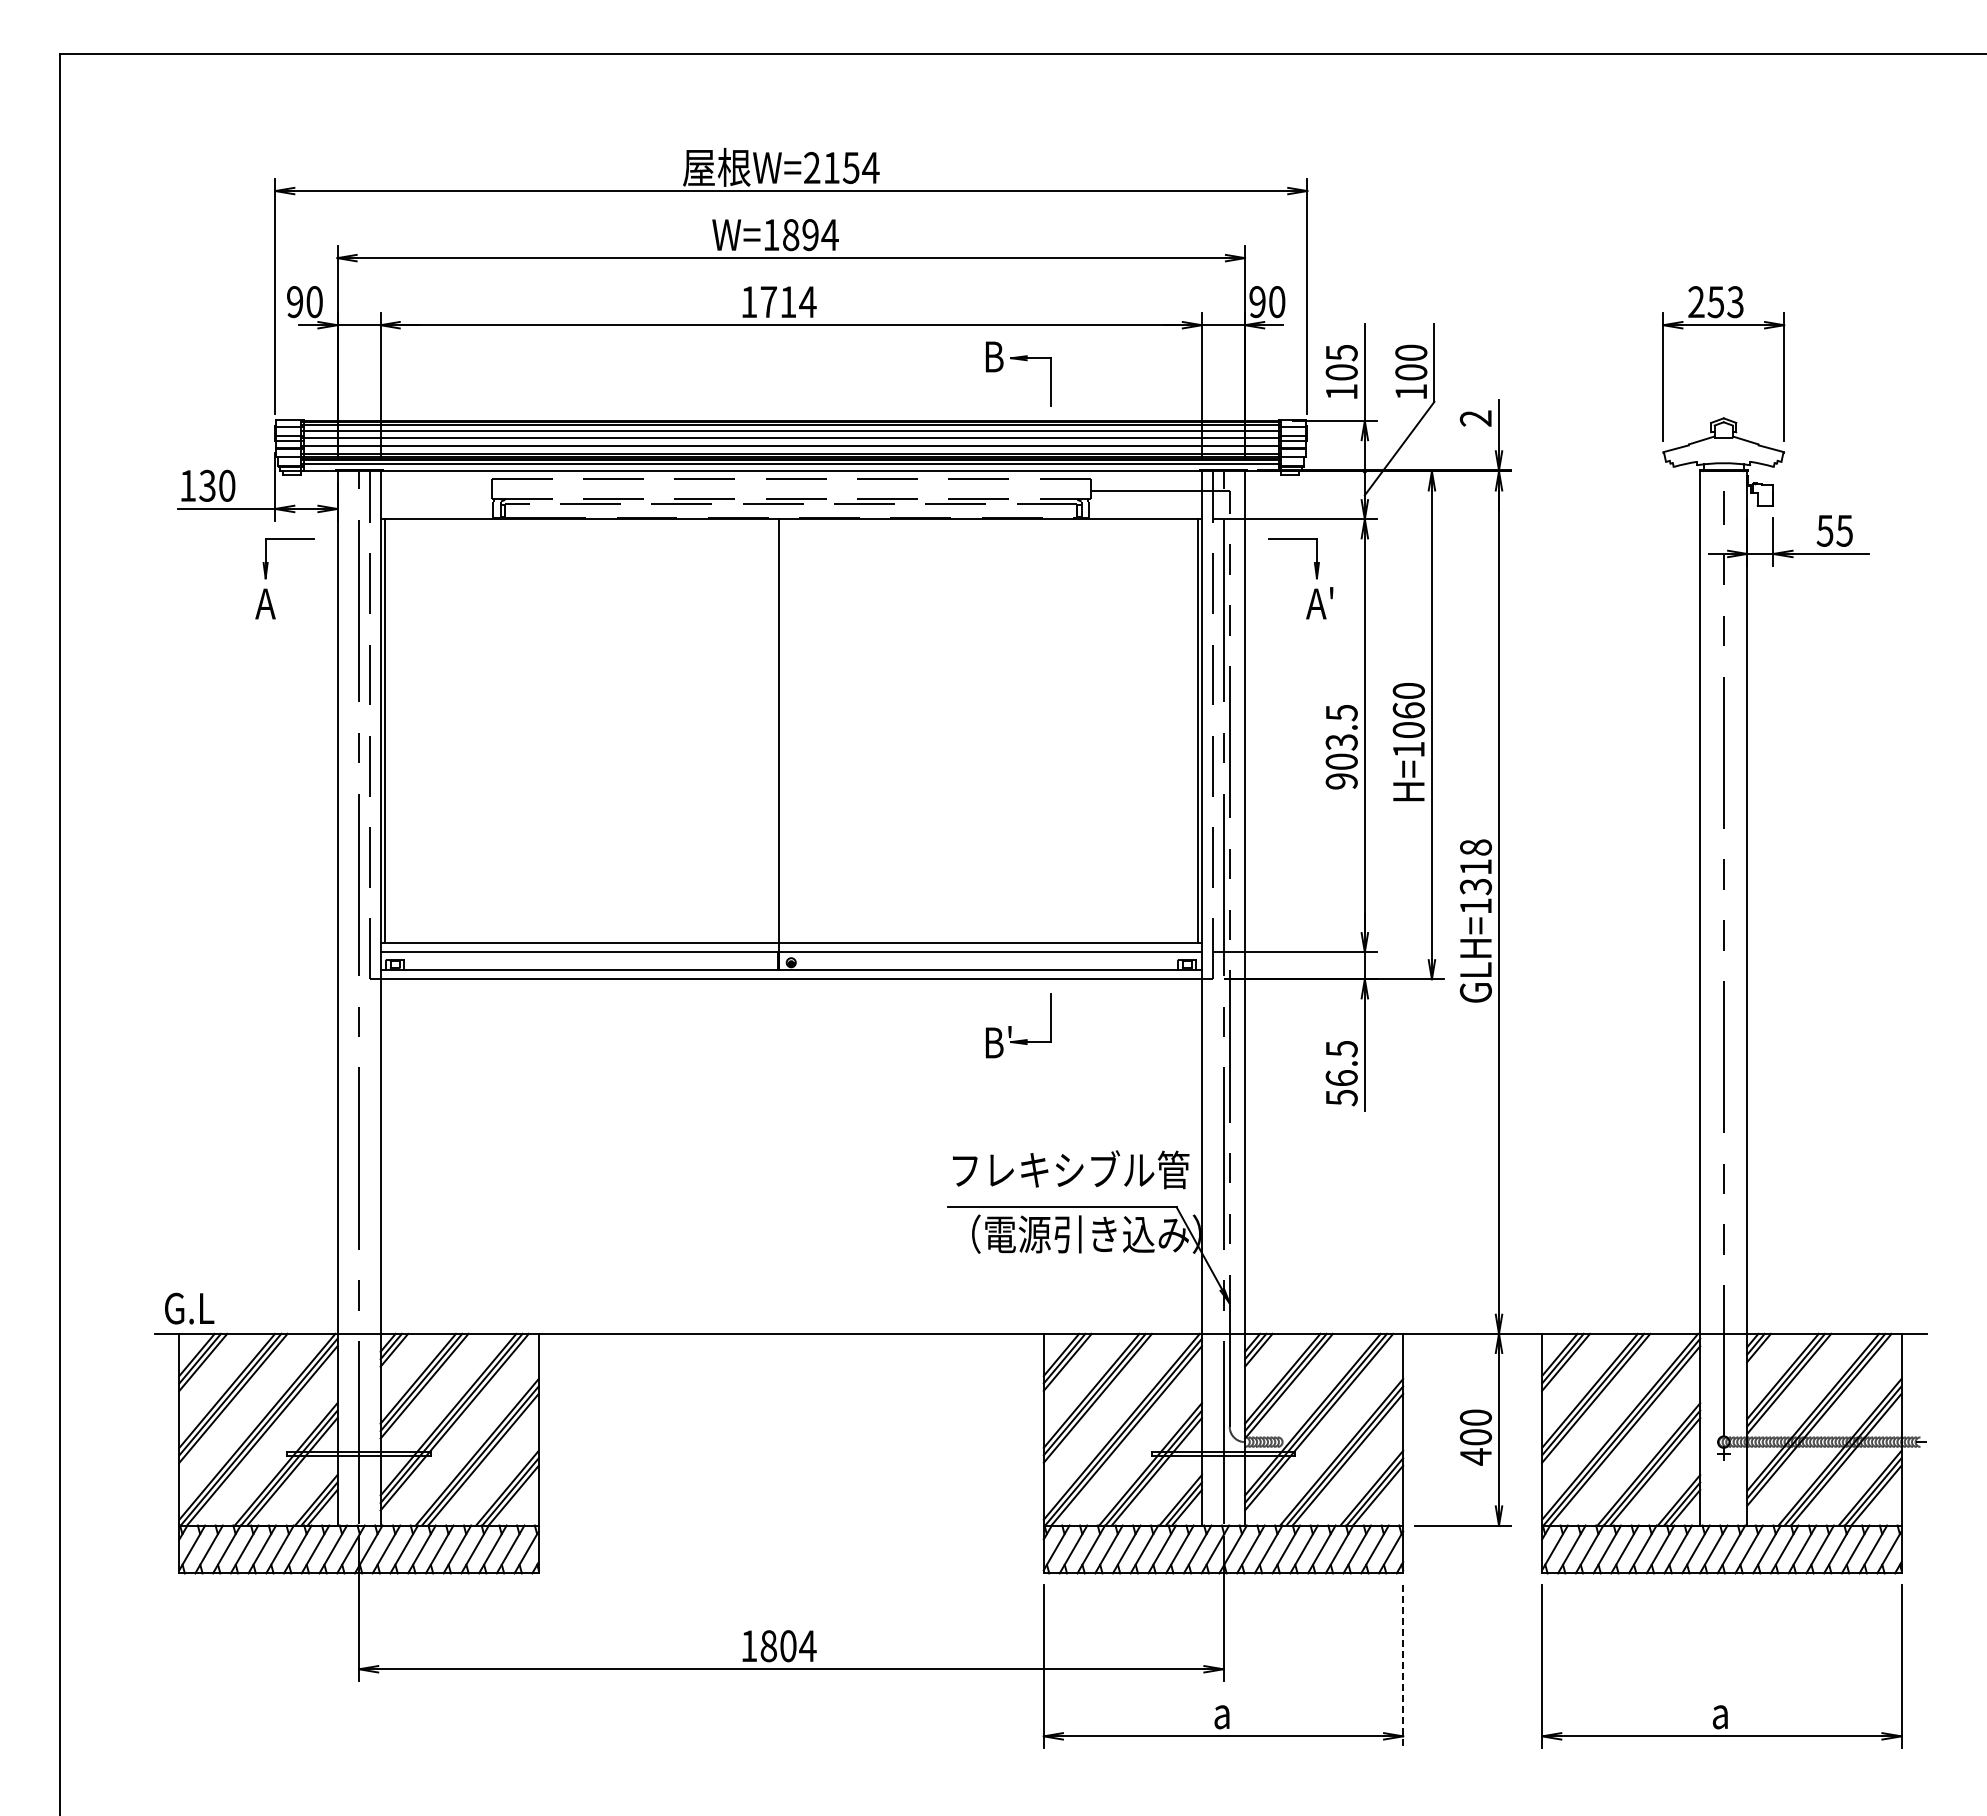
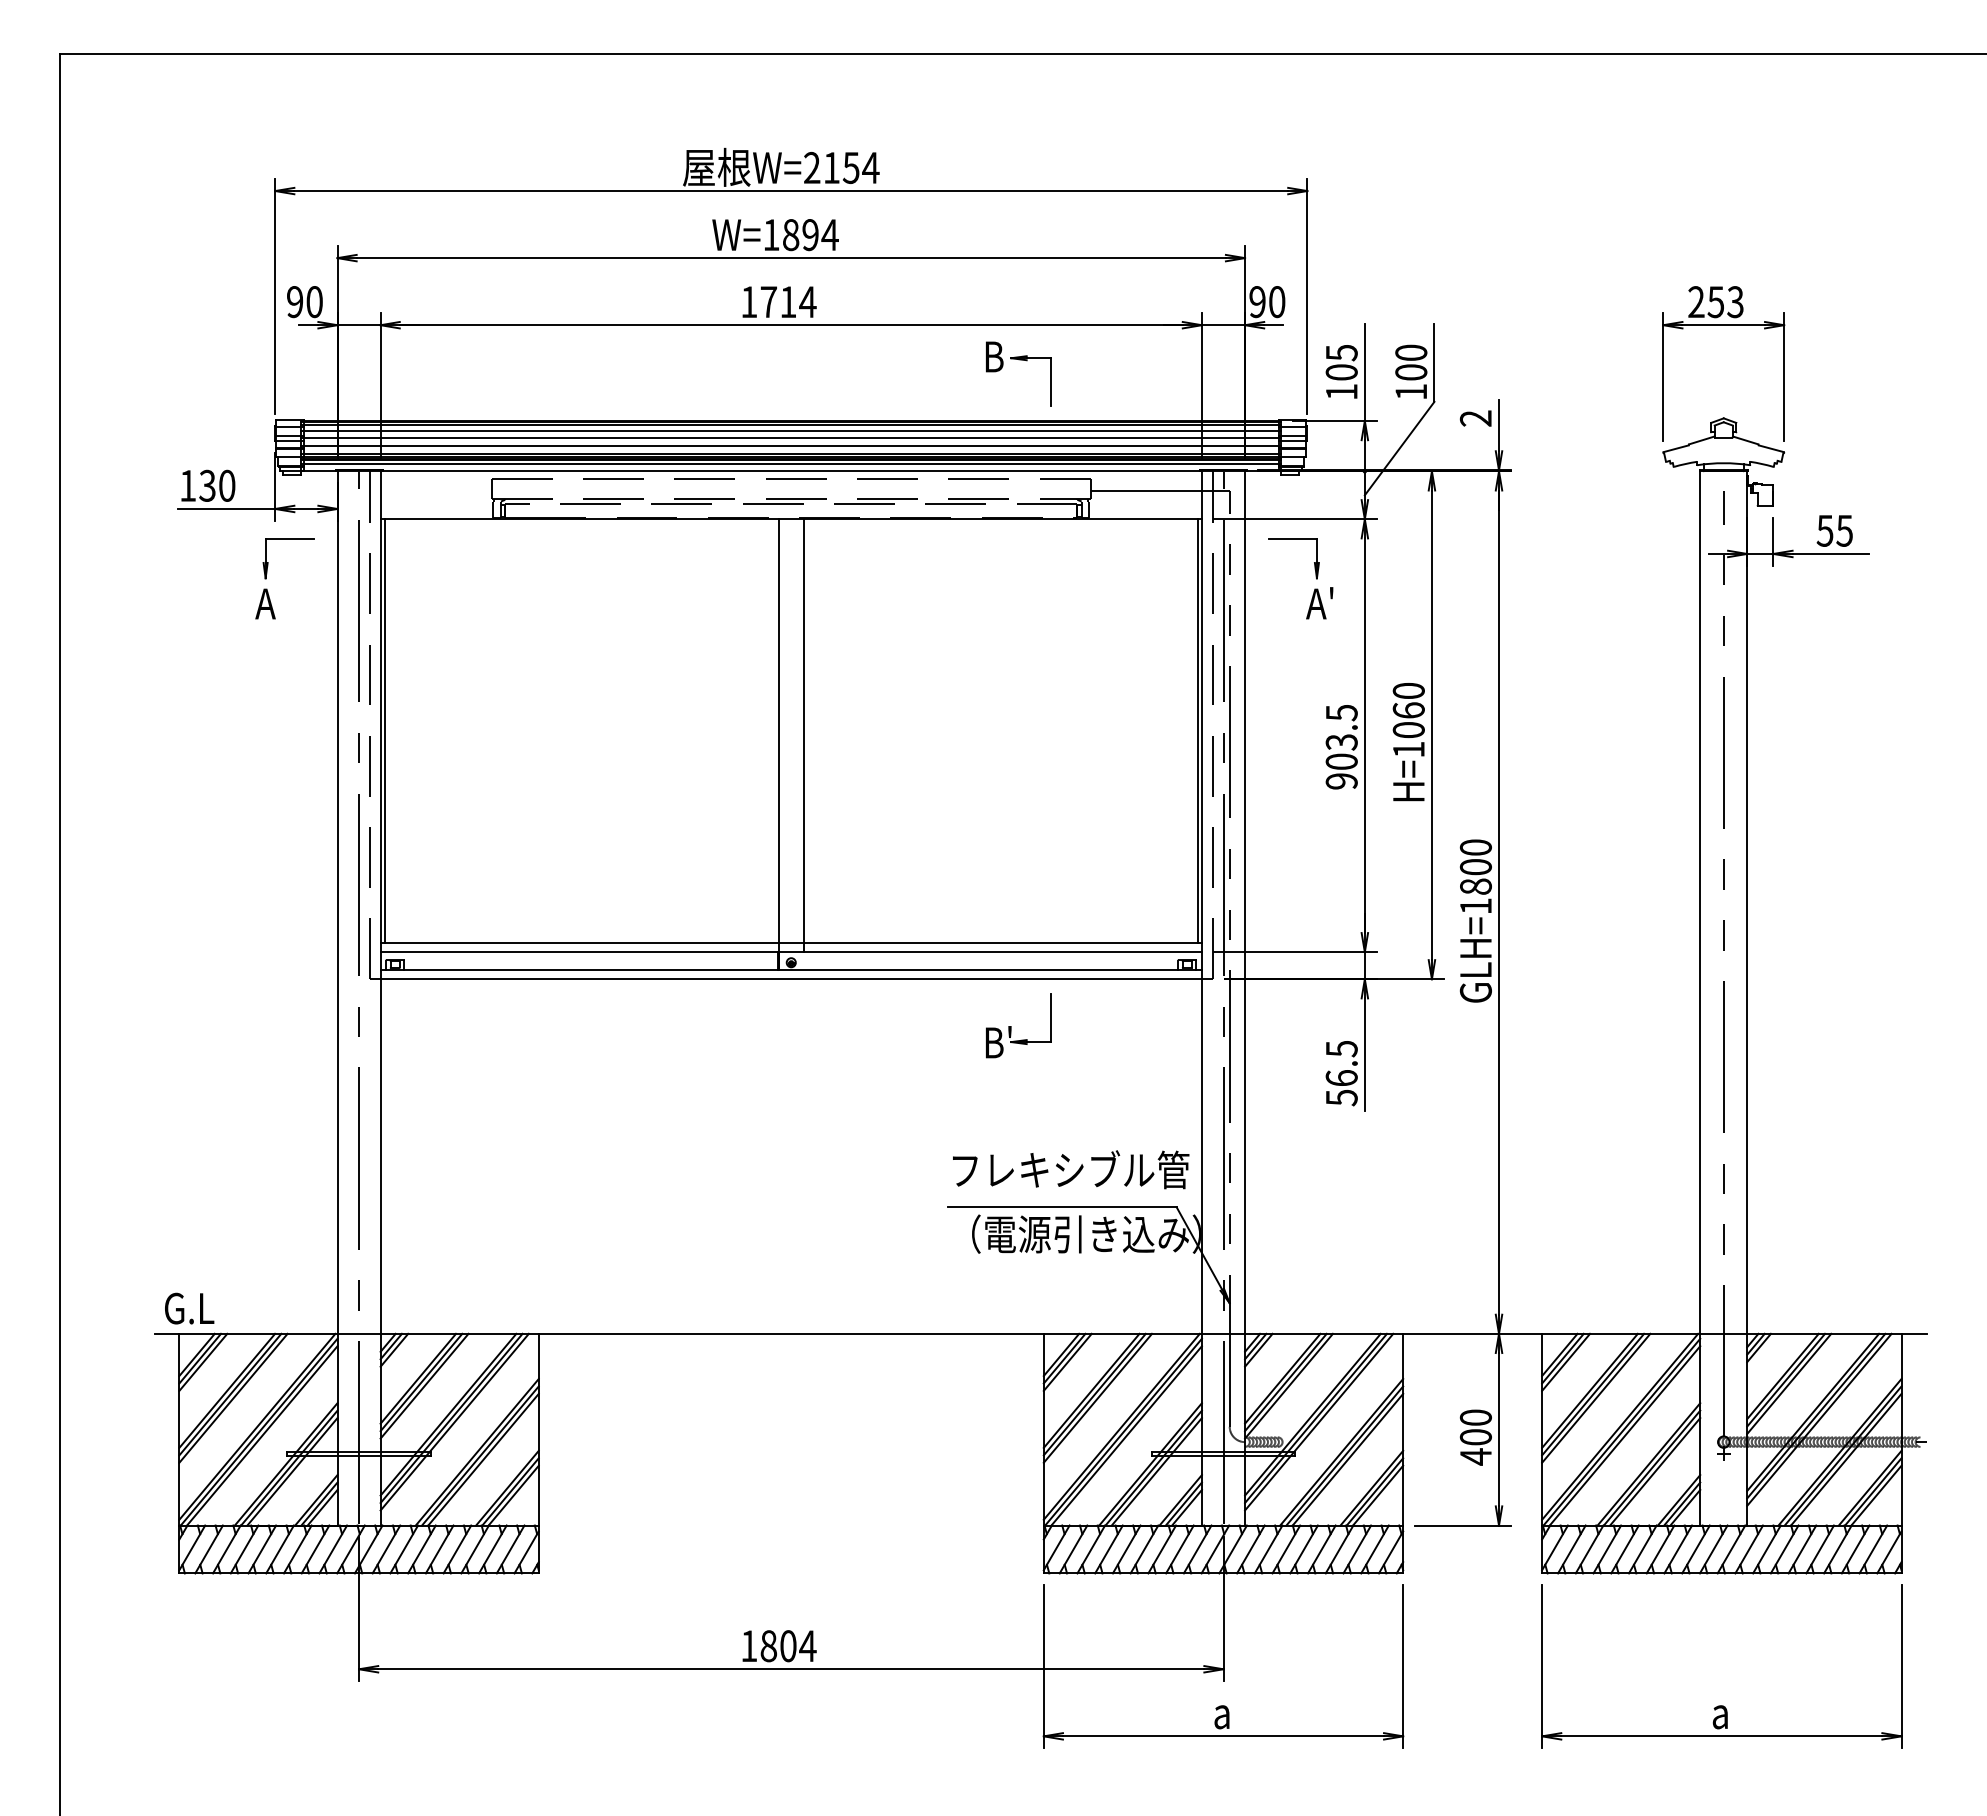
line: none -> present (803, 735)
text: GLH=1318 -> GLH=1800 (1475, 867)
line: dashed -> solid (1403, 1667)
